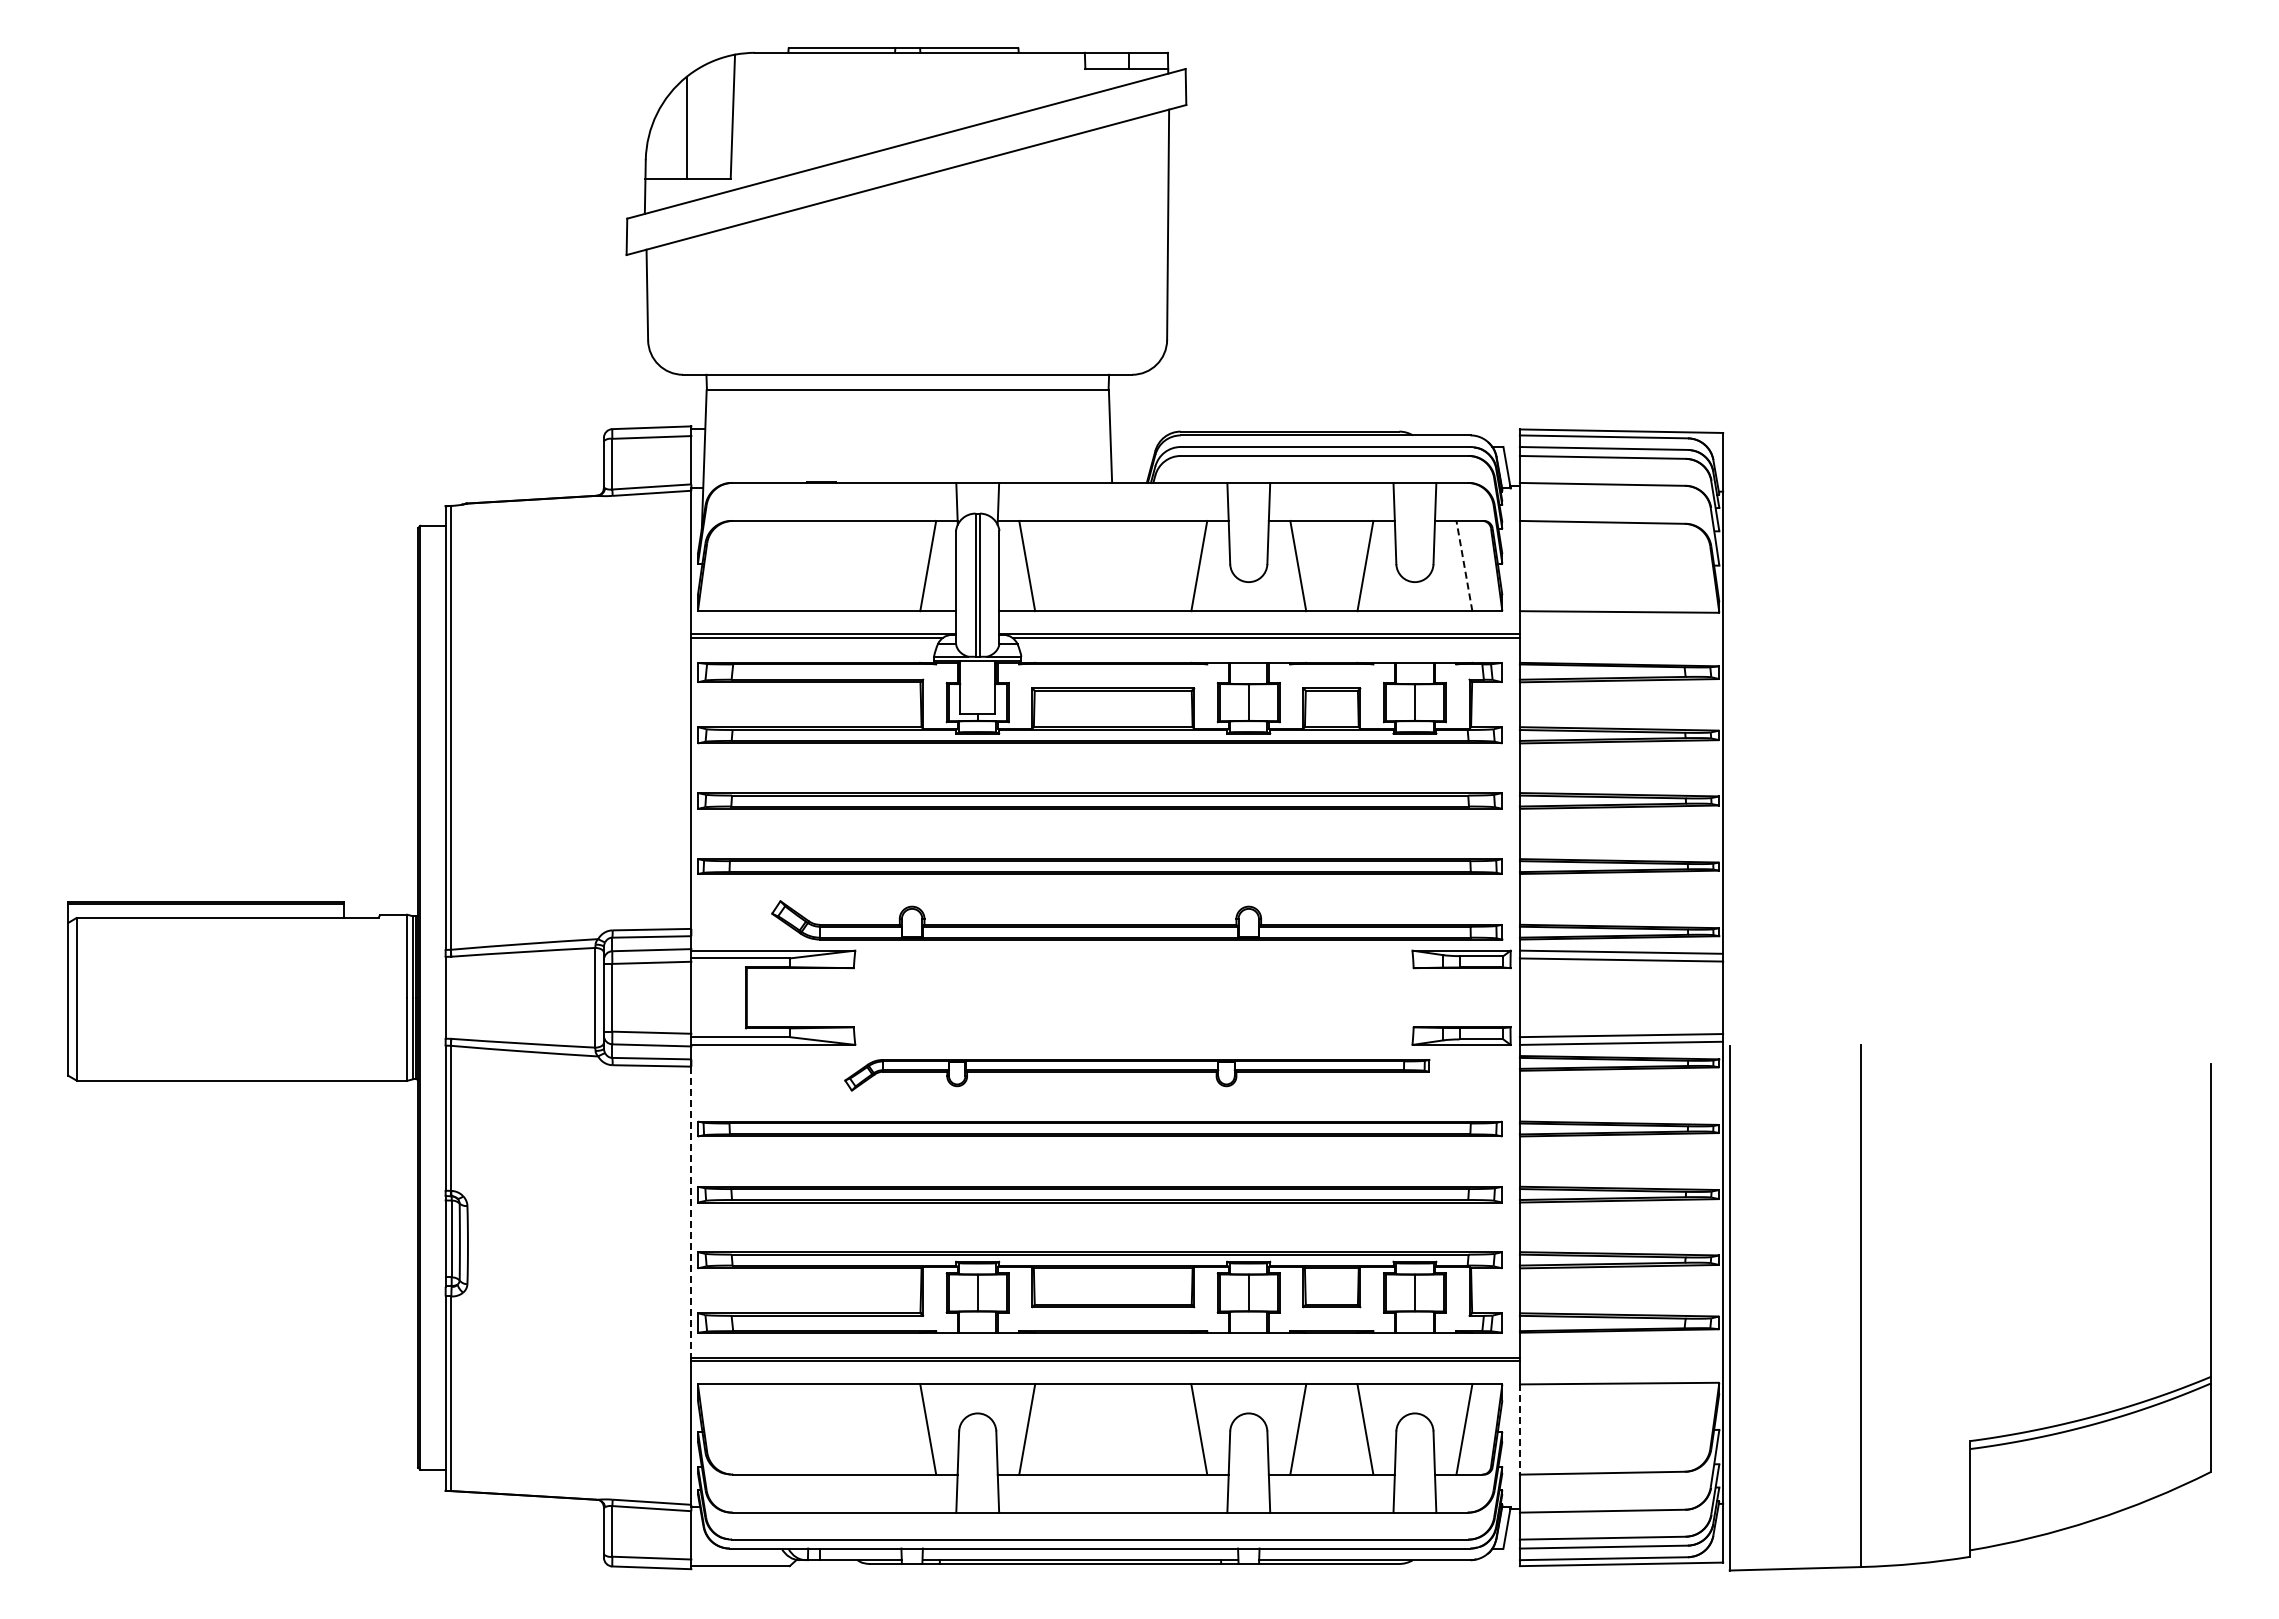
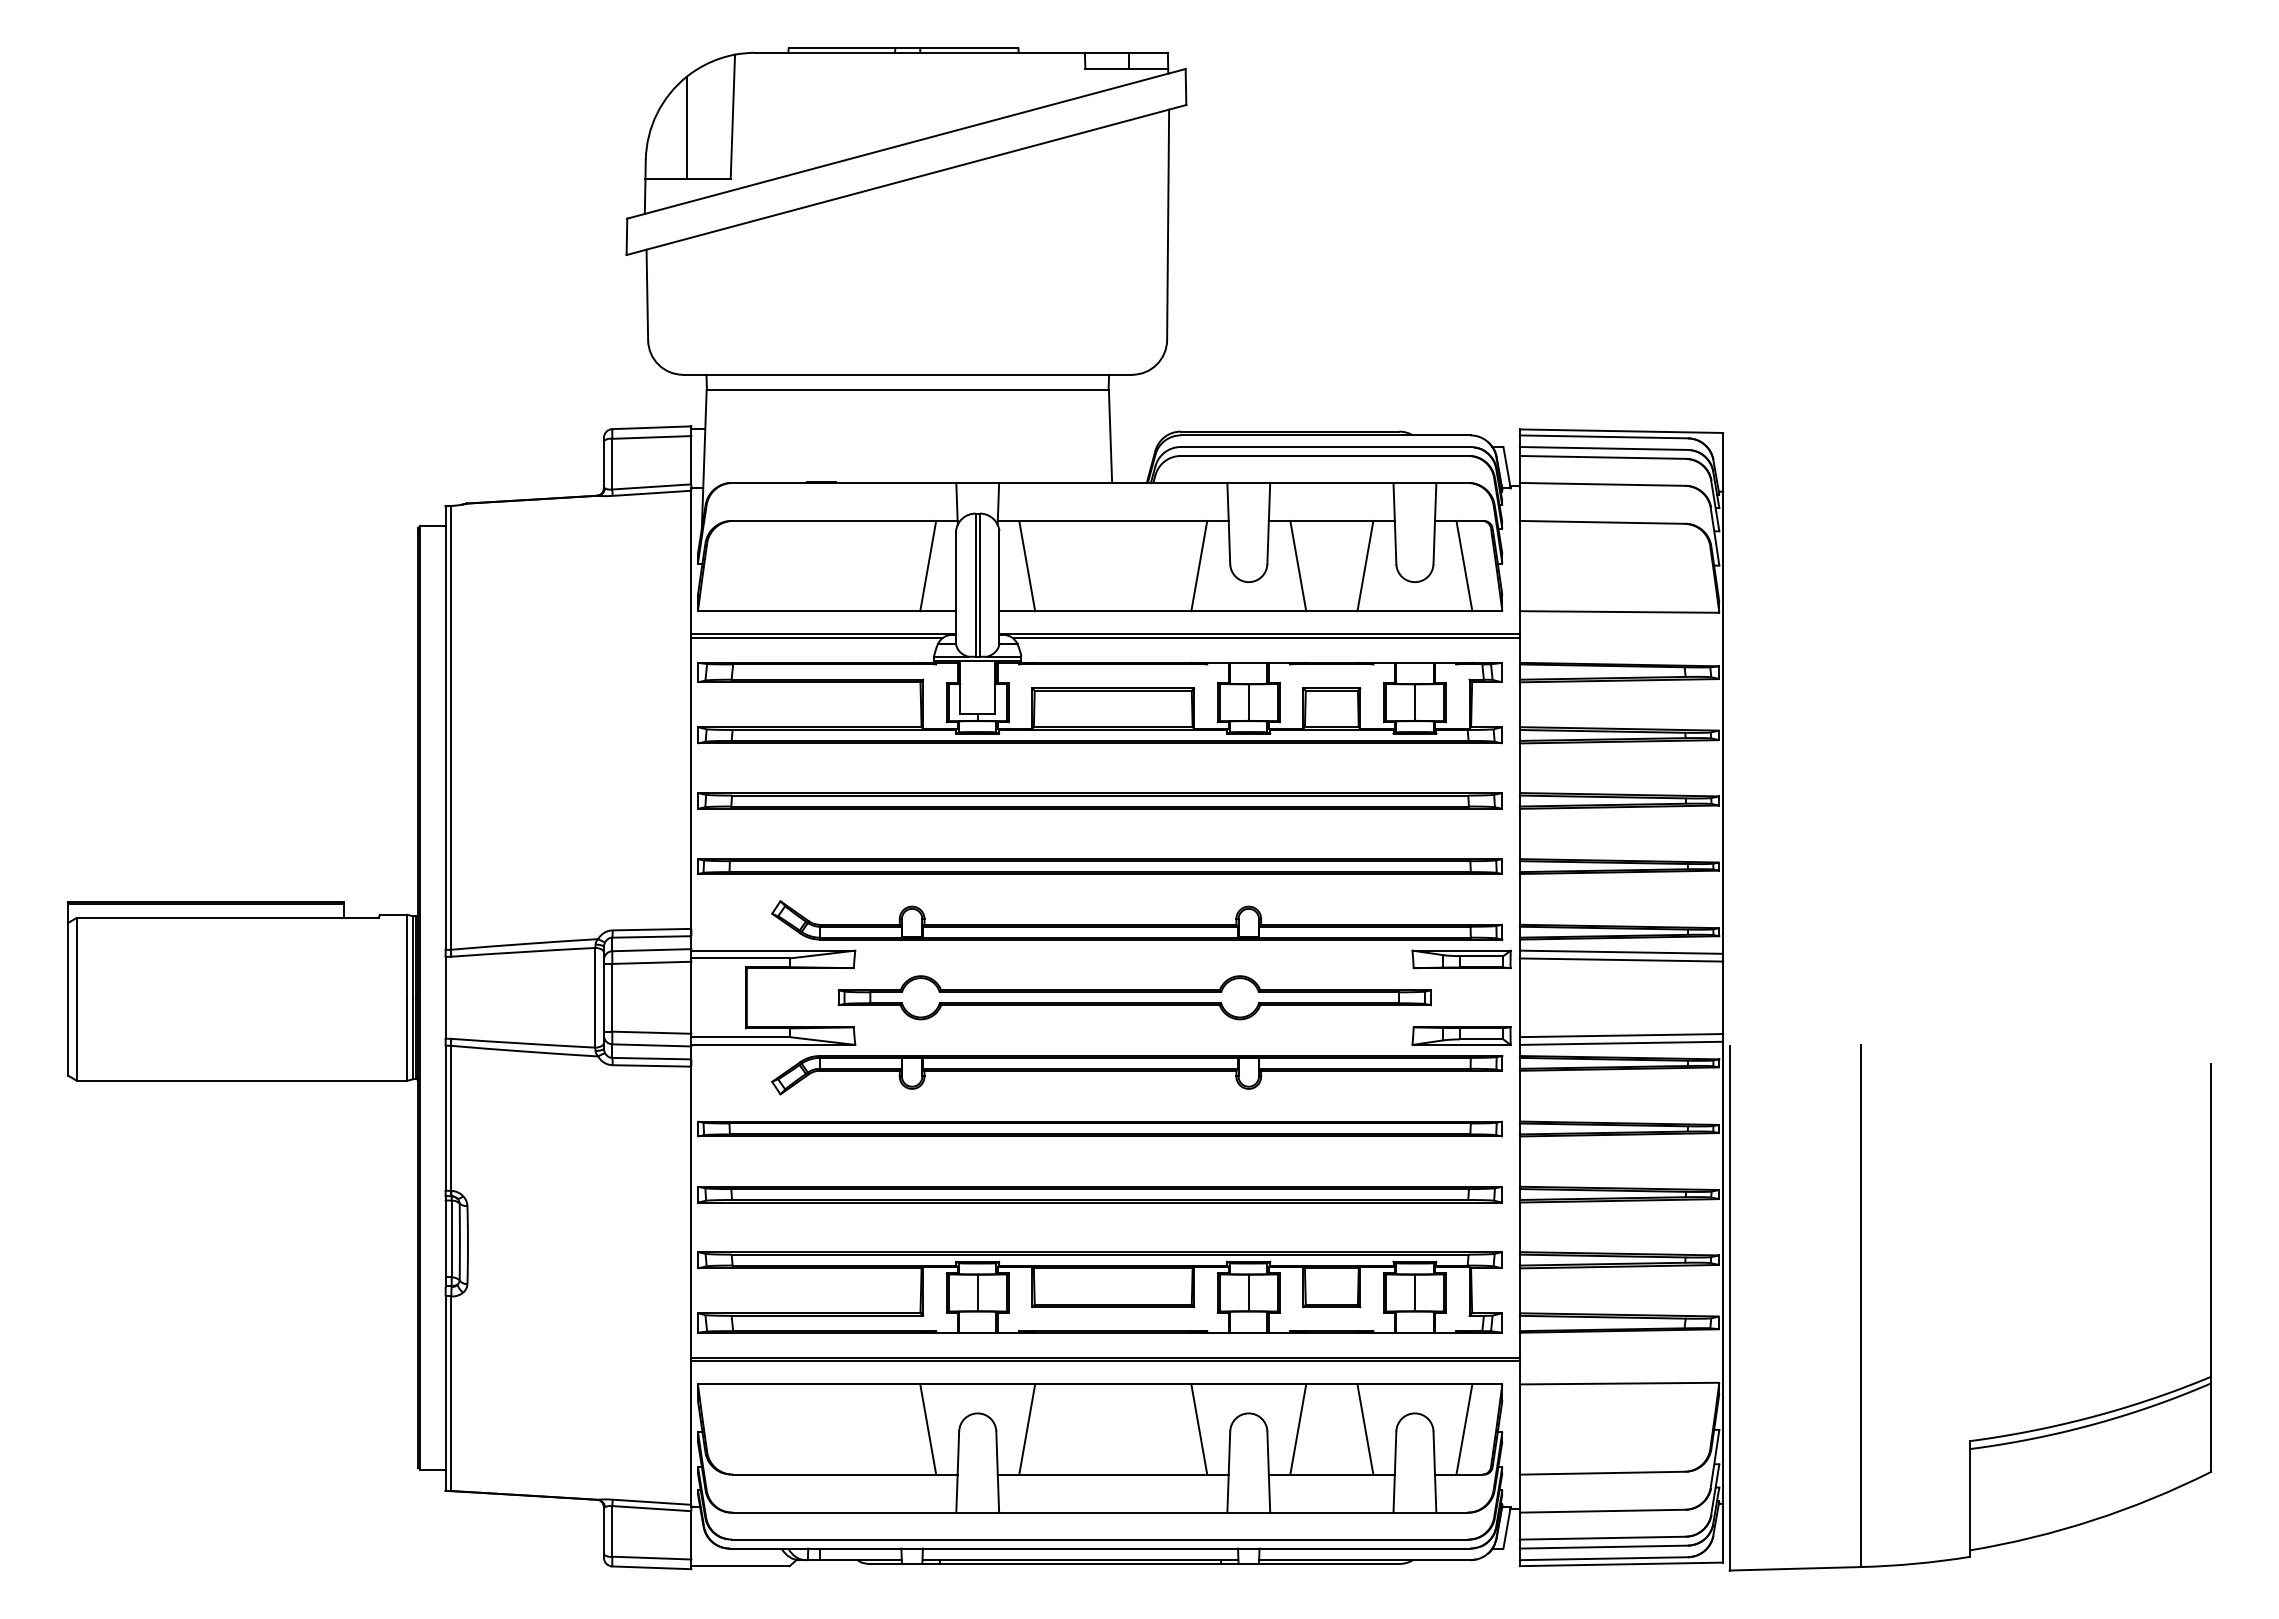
line: dashed -> solid (1464, 566)
part: none -> present (1134, 997)
part size: 587x33 px -> 733x41 px (1137, 1075)
line: dashed -> solid (691, 1212)
line: dashed -> solid (1519, 1430)
